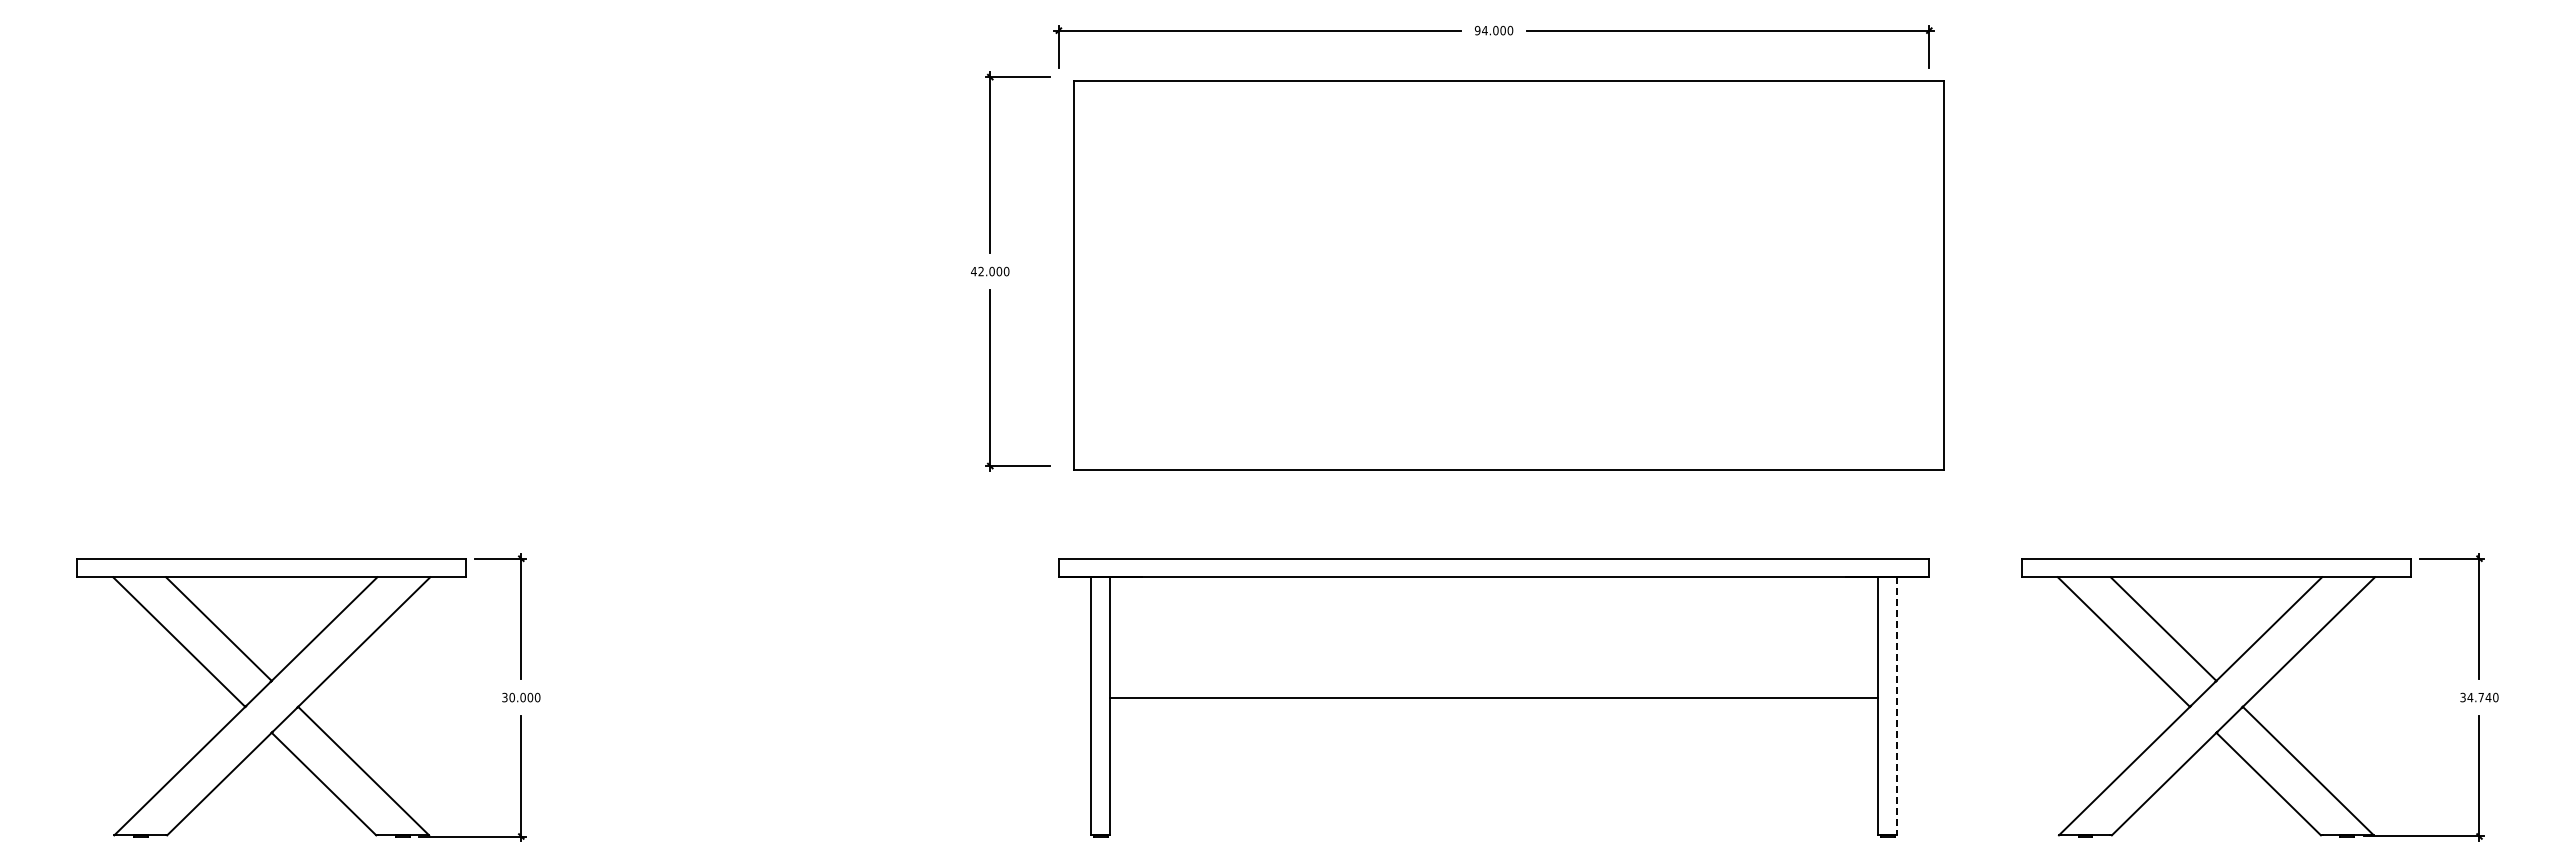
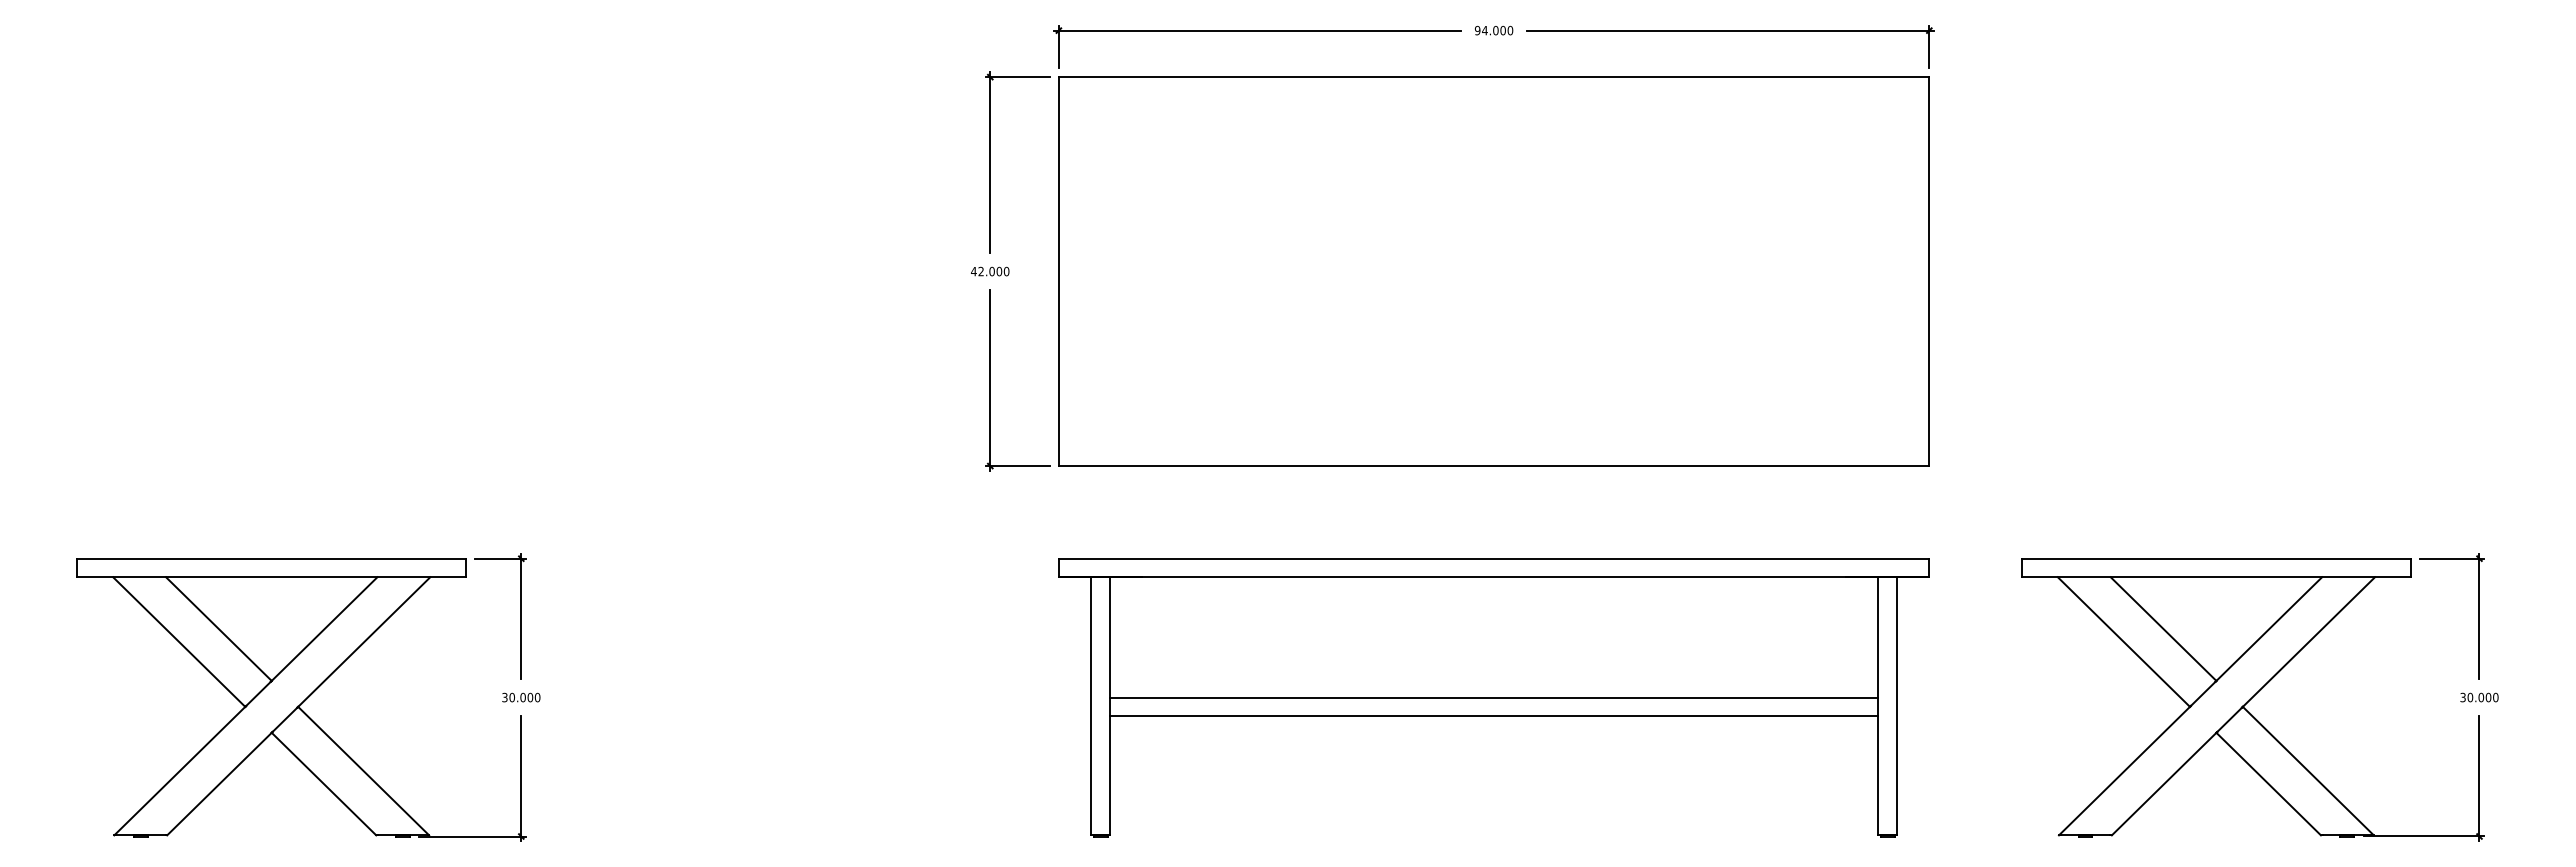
part position: (1508, 275) -> (1493, 271) (1493, 271)
text: 34.740 -> 30.000 (2479, 697)
line: dashed -> solid (1896, 706)
line: none -> present (1493, 716)
